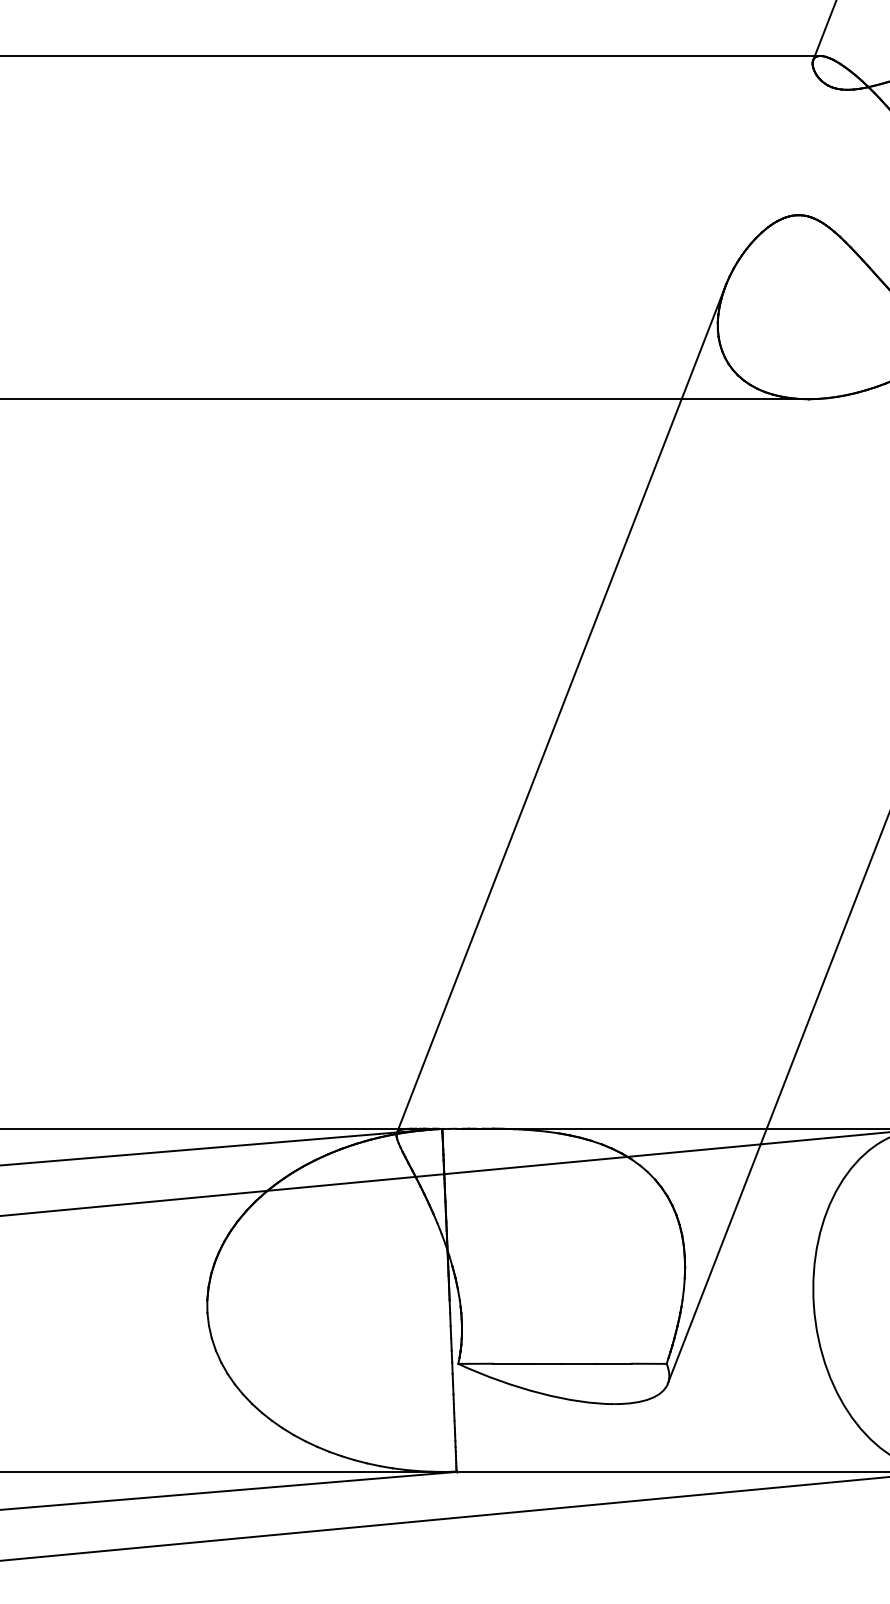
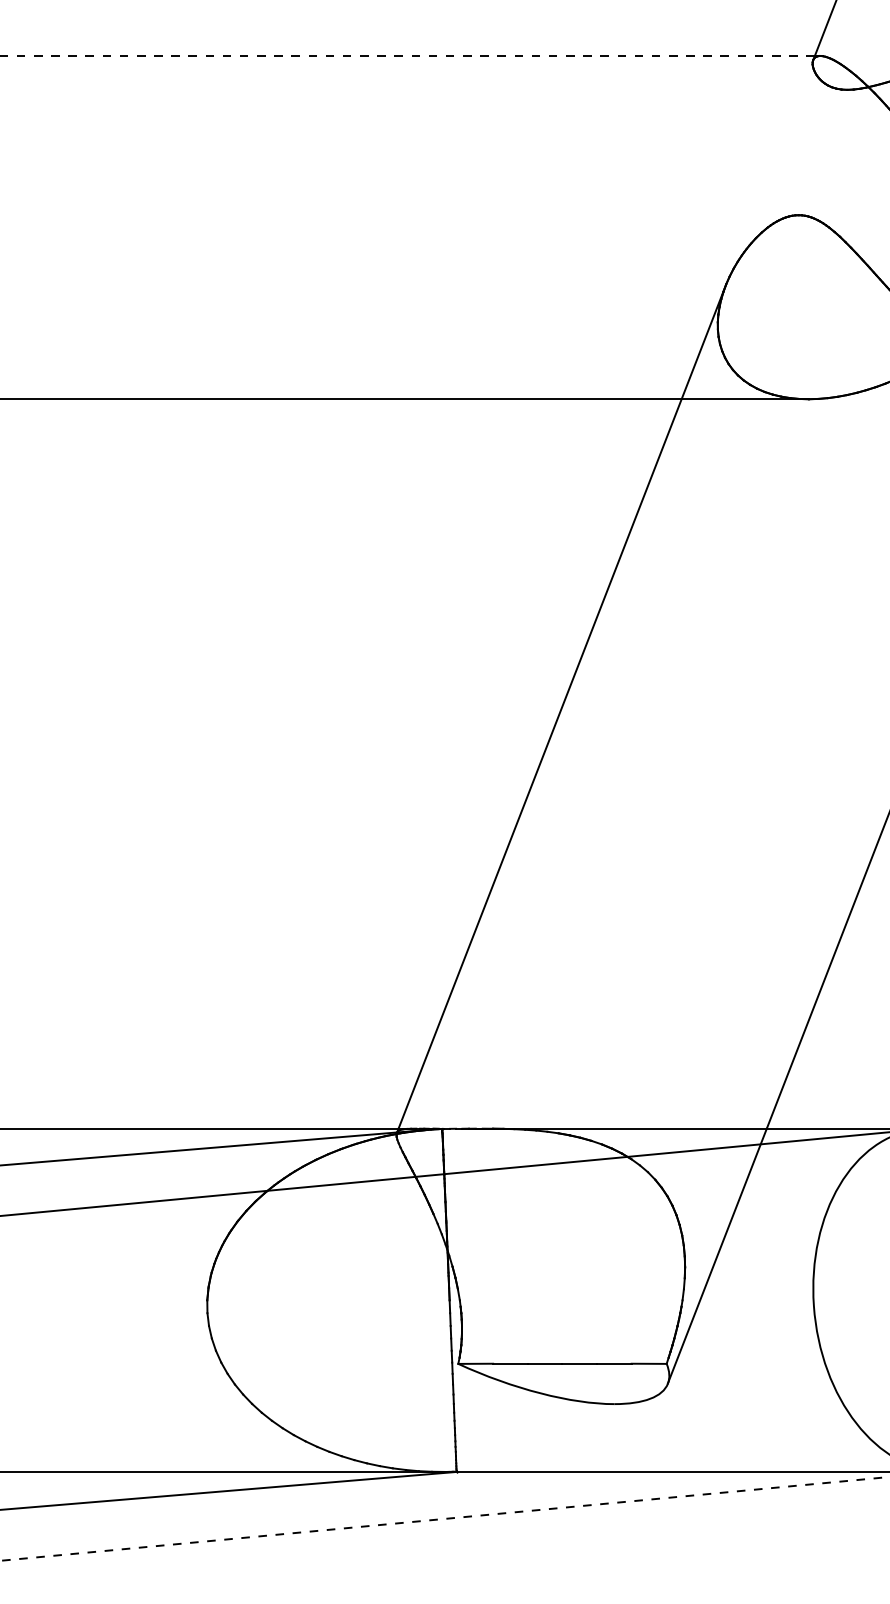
line: solid -> dashed (407, 55)
line: solid -> dashed (445, 1518)
